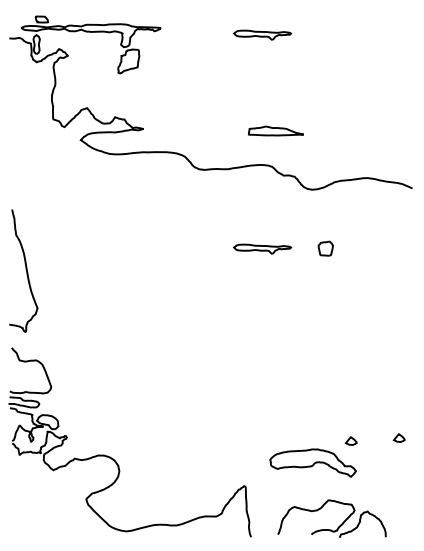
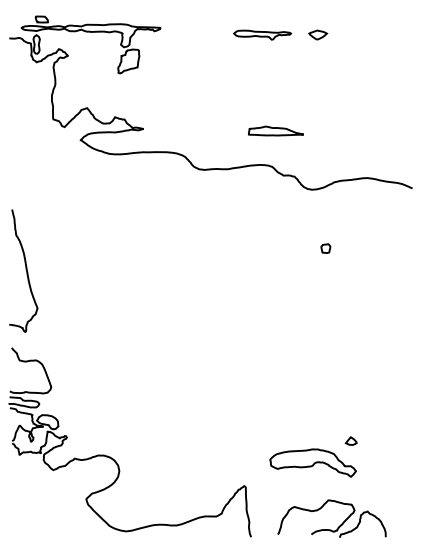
part: none -> present (318, 34)
part: present -> none (262, 248)
part size: 17x17 px -> 12x11 px (325, 248)
part: present -> none (398, 437)
